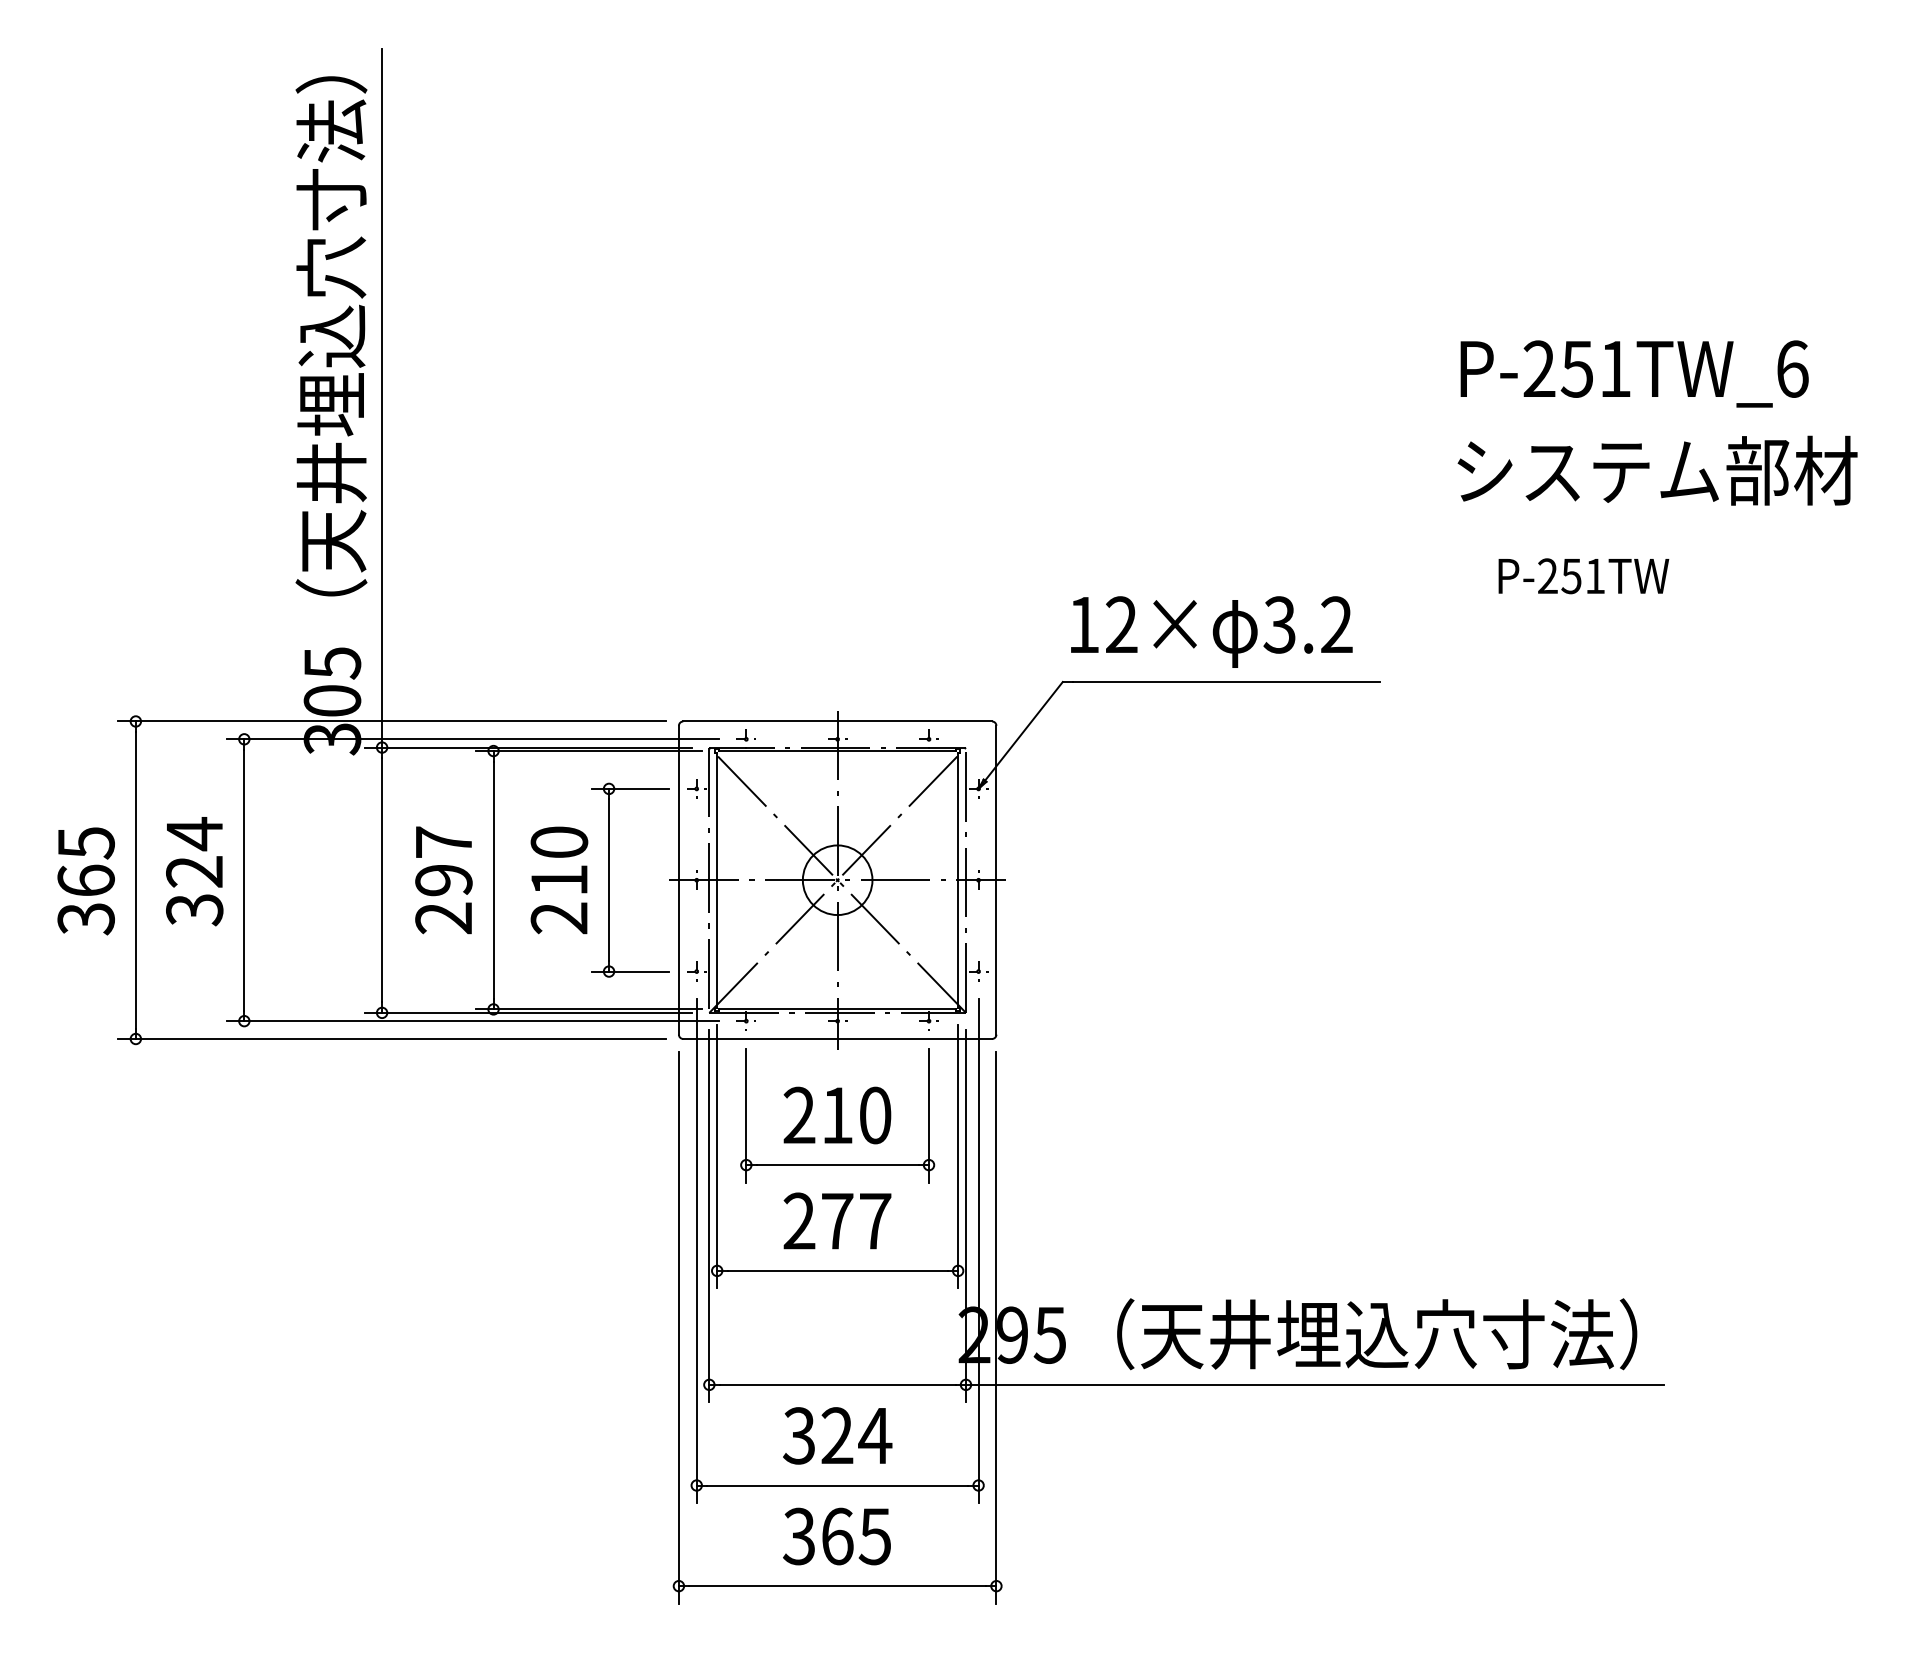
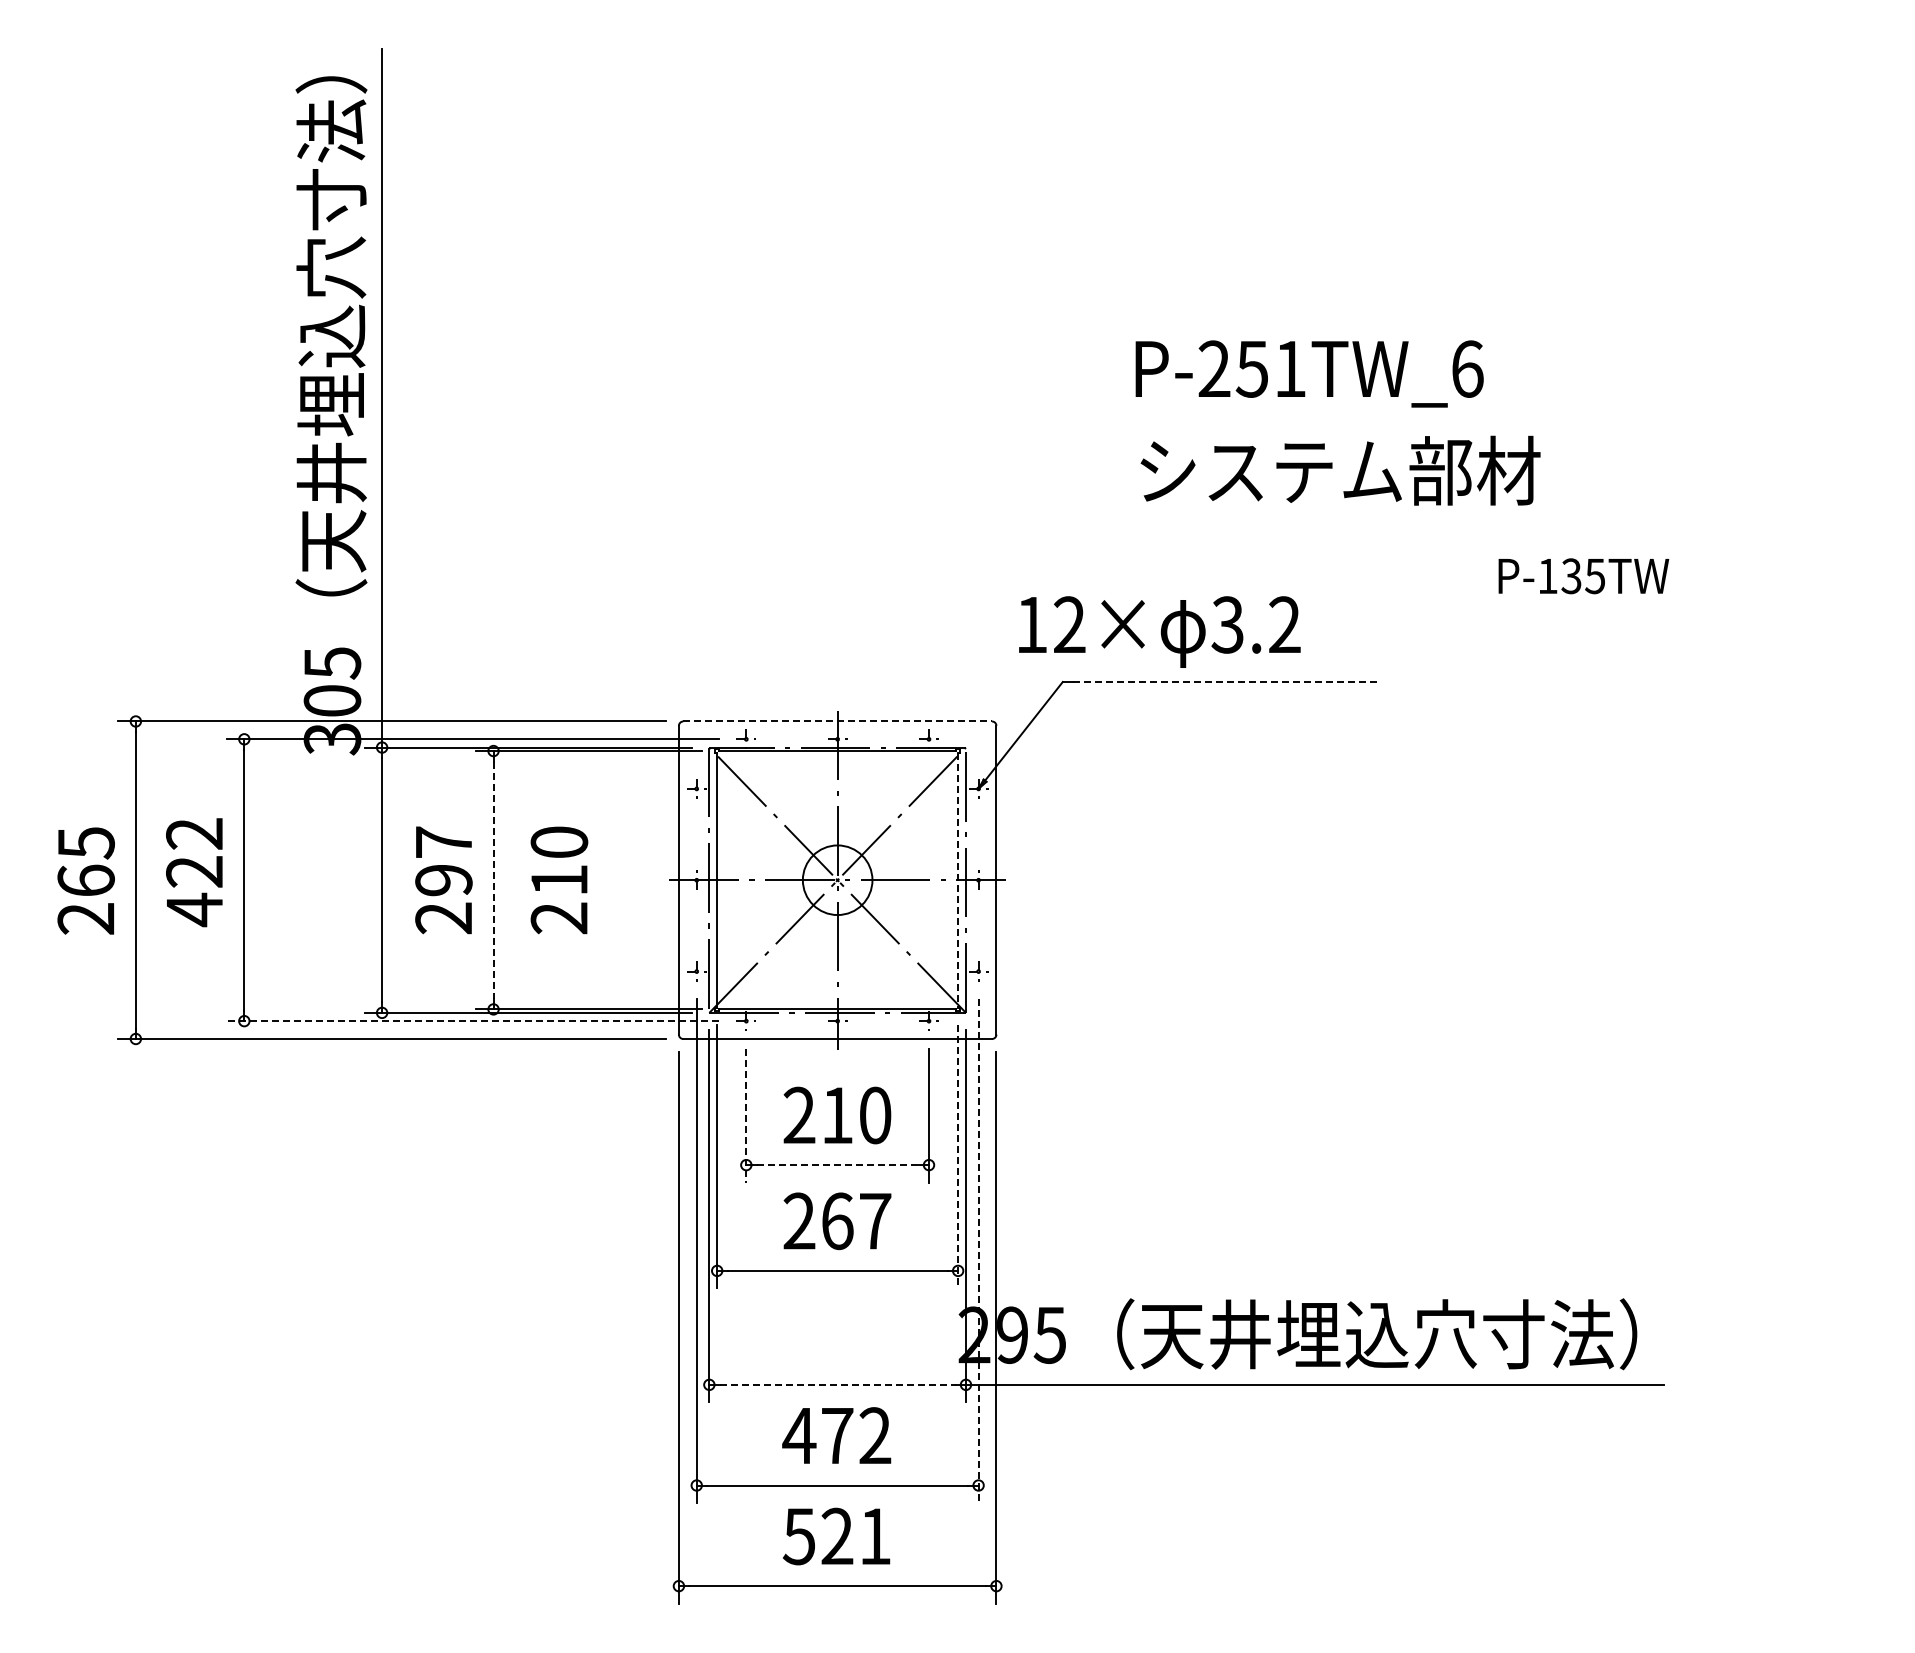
text position: (1634, 373) -> (1309, 373) (1309, 373)
text position: (1657, 470) -> (1340, 470) (1340, 470)
text: P-251TW -> P-135TW (1571, 576)
text position: (1211, 631) -> (1159, 631) (1159, 631)
line: solid -> dashed (1226, 681)
line: solid -> dashed (838, 721)
text: 324 -> 422 (194, 872)
part: present -> none (609, 879)
line: solid -> dashed (493, 880)
line: solid -> dashed (958, 880)
text: 365 -> 265 (85, 919)
line: solid -> dashed (472, 1021)
line: solid -> dashed (746, 1115)
line: solid -> dashed (958, 1156)
line: solid -> dashed (837, 1165)
text: 277 -> 267 (837, 1221)
line: solid -> dashed (978, 1250)
line: solid -> dashed (837, 1384)
text: 324 -> 472 (837, 1435)
text: 365 -> 521 (836, 1536)
